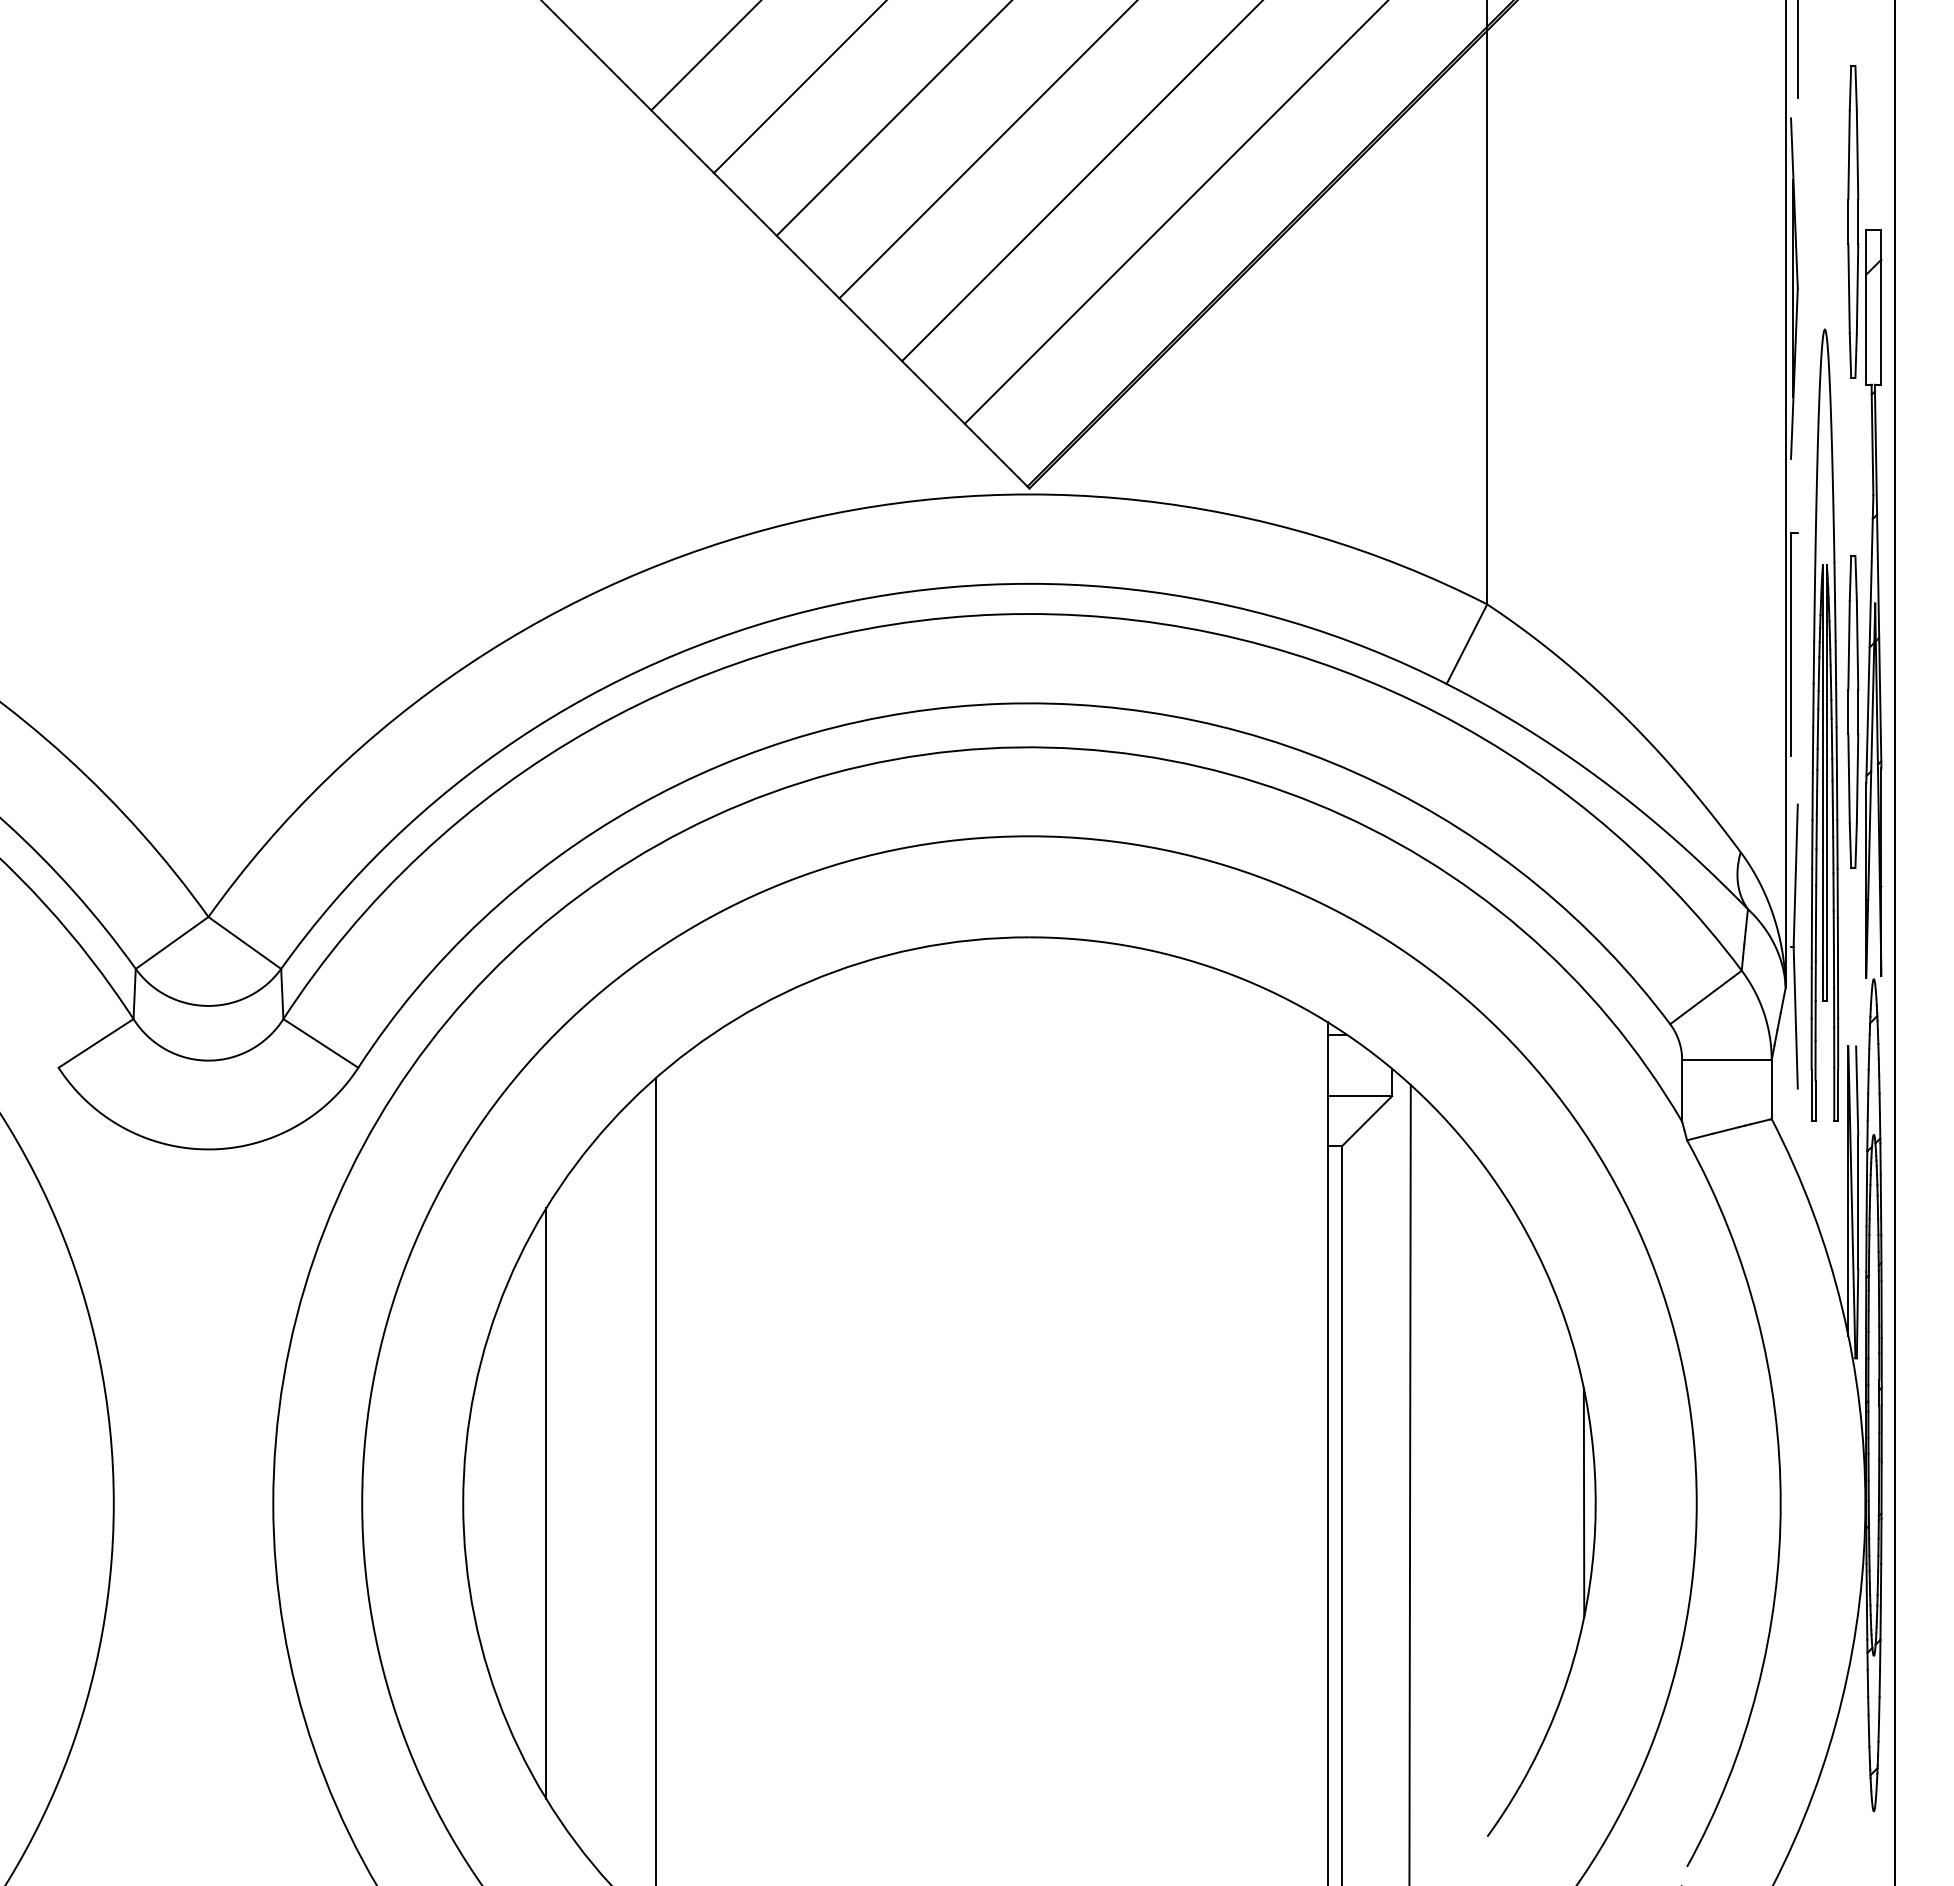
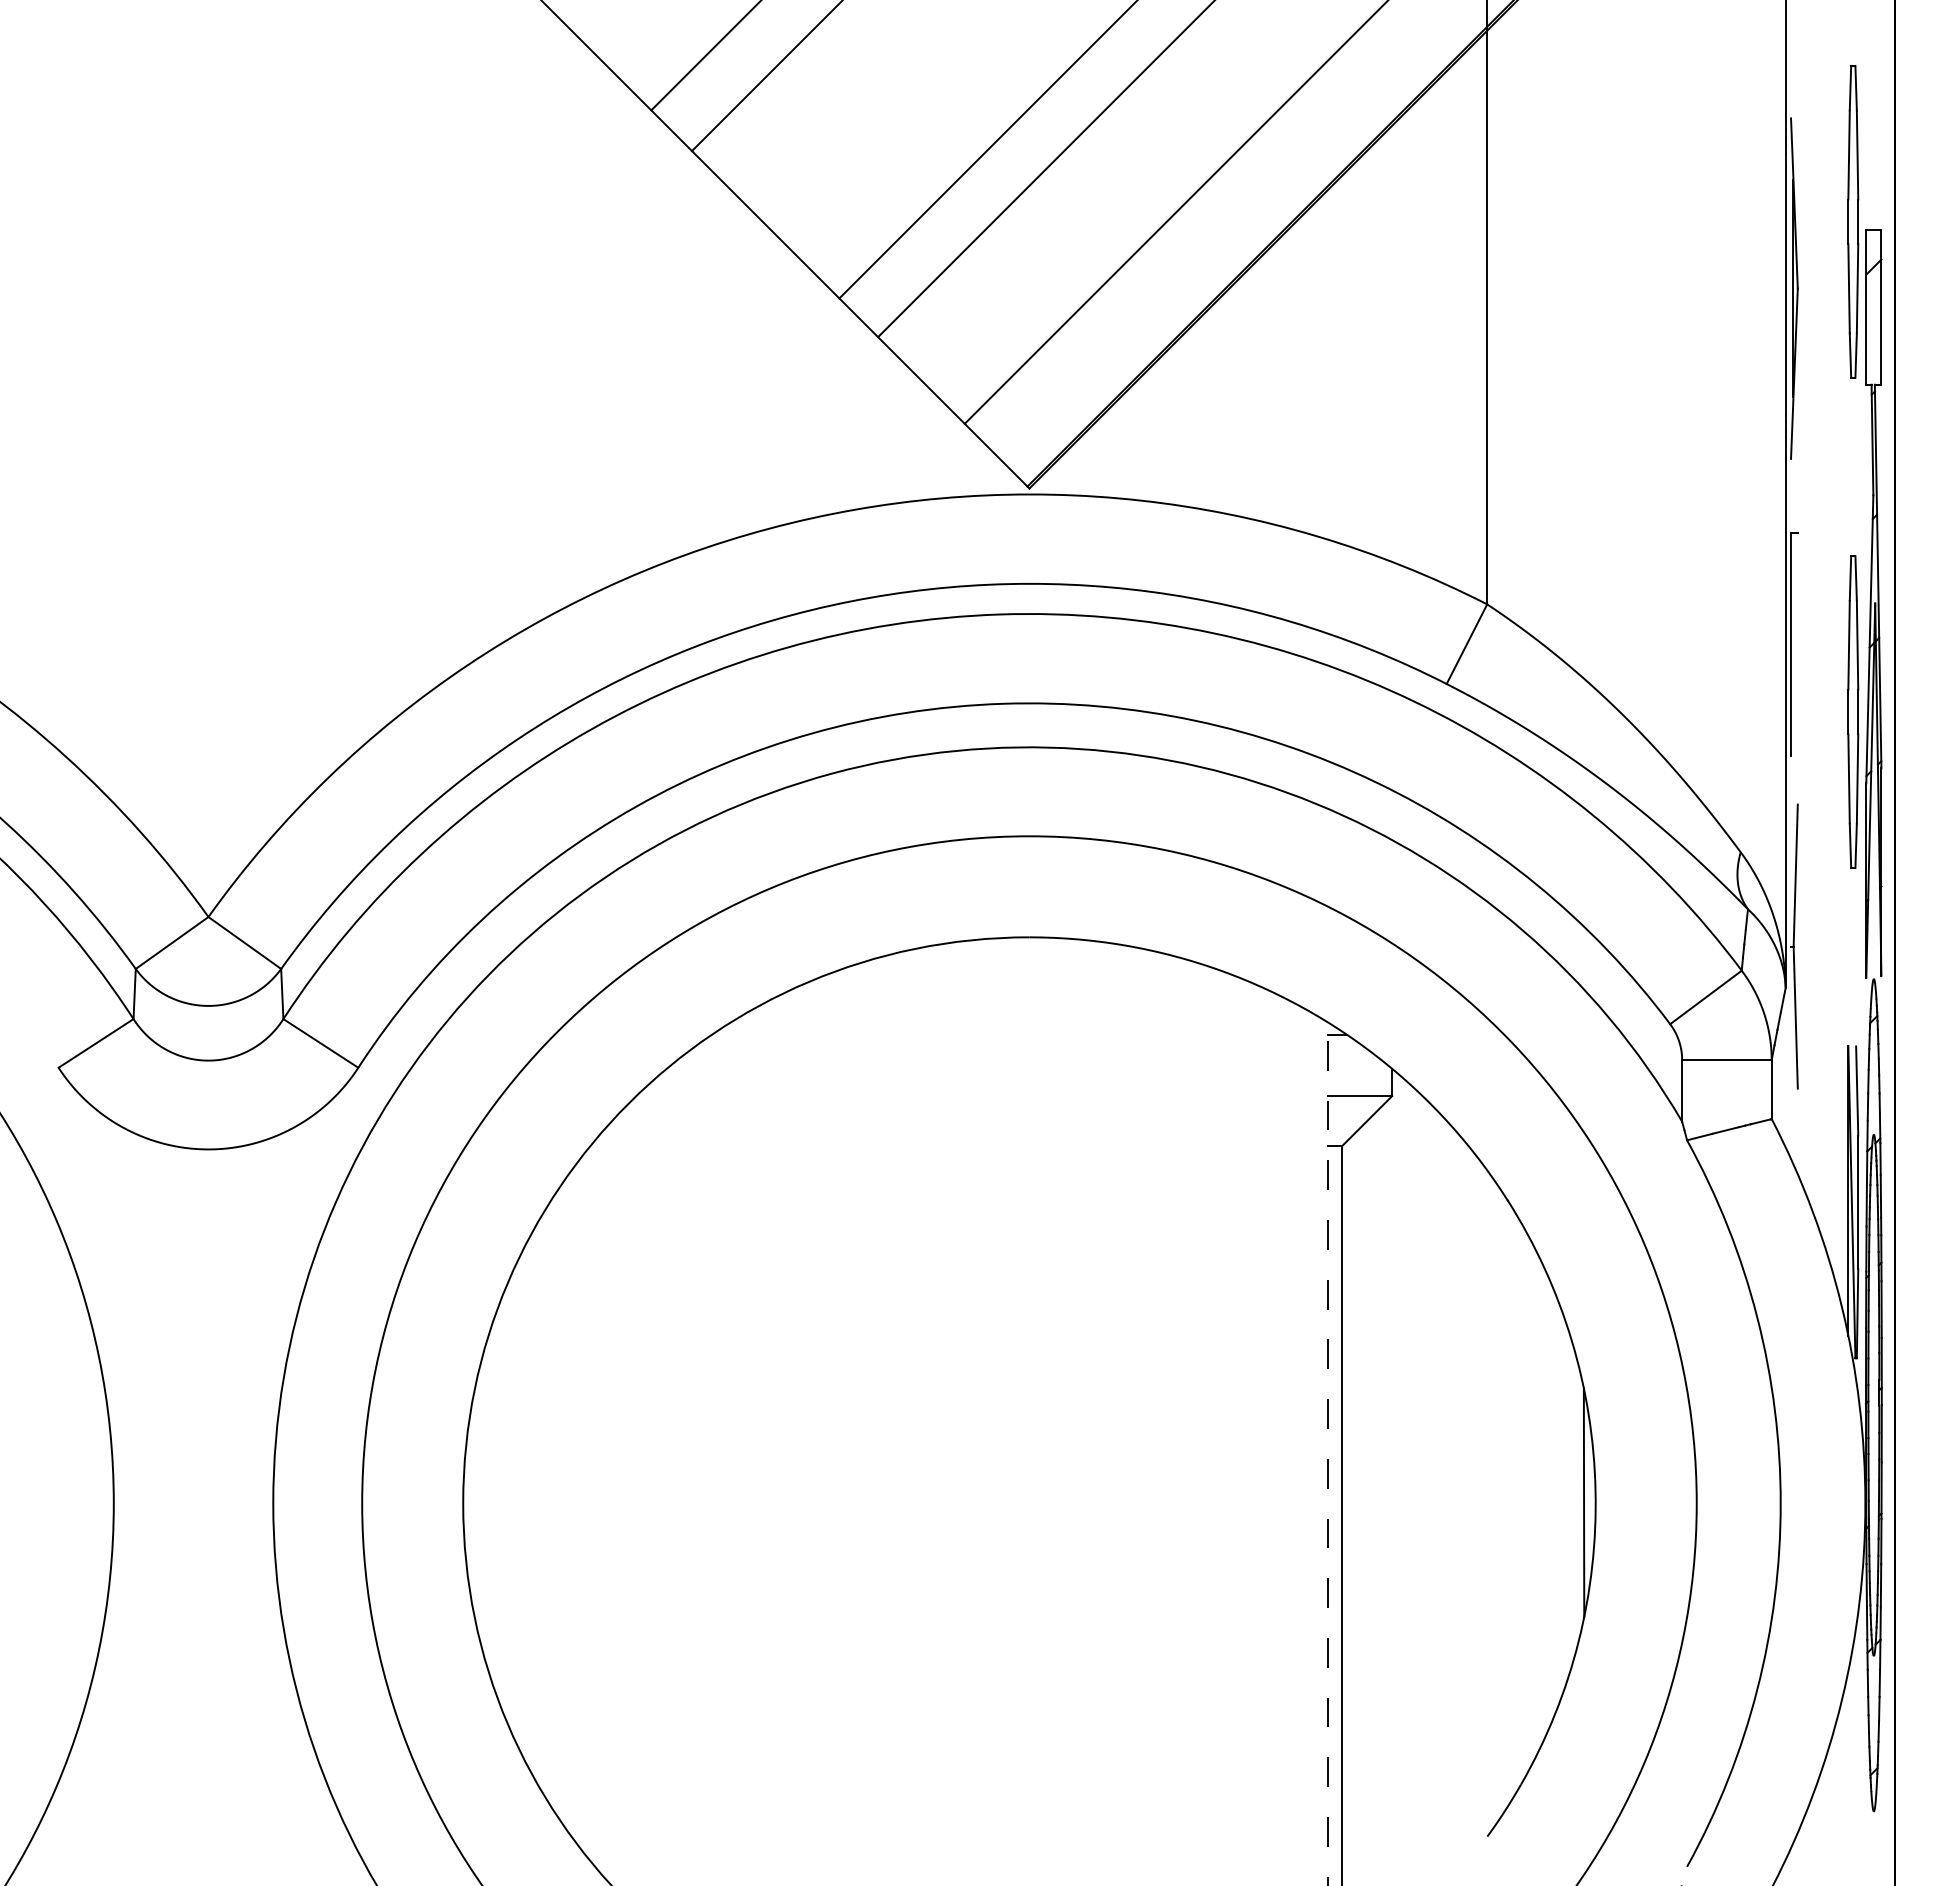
line: present -> none (1797, 49)
line position: (799, 87) -> (766, 76) (766, 76)
line: present -> none (893, 118)
line position: (1081, 181) -> (1045, 169) (1045, 169)
part: present -> none (1824, 724)
line: solid -> dashed (1328, 1453)
line: present -> none (656, 1479)
line: present -> none (1409, 1483)
line: present -> none (546, 1503)
